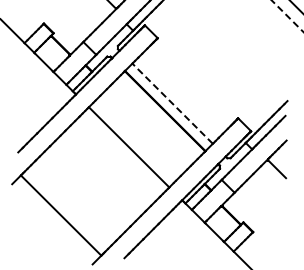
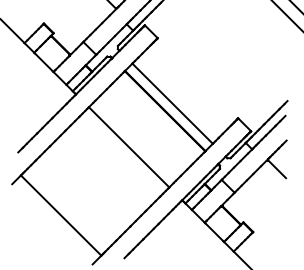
line: dashed -> solid (287, 16)
line: dashed -> solid (172, 103)
